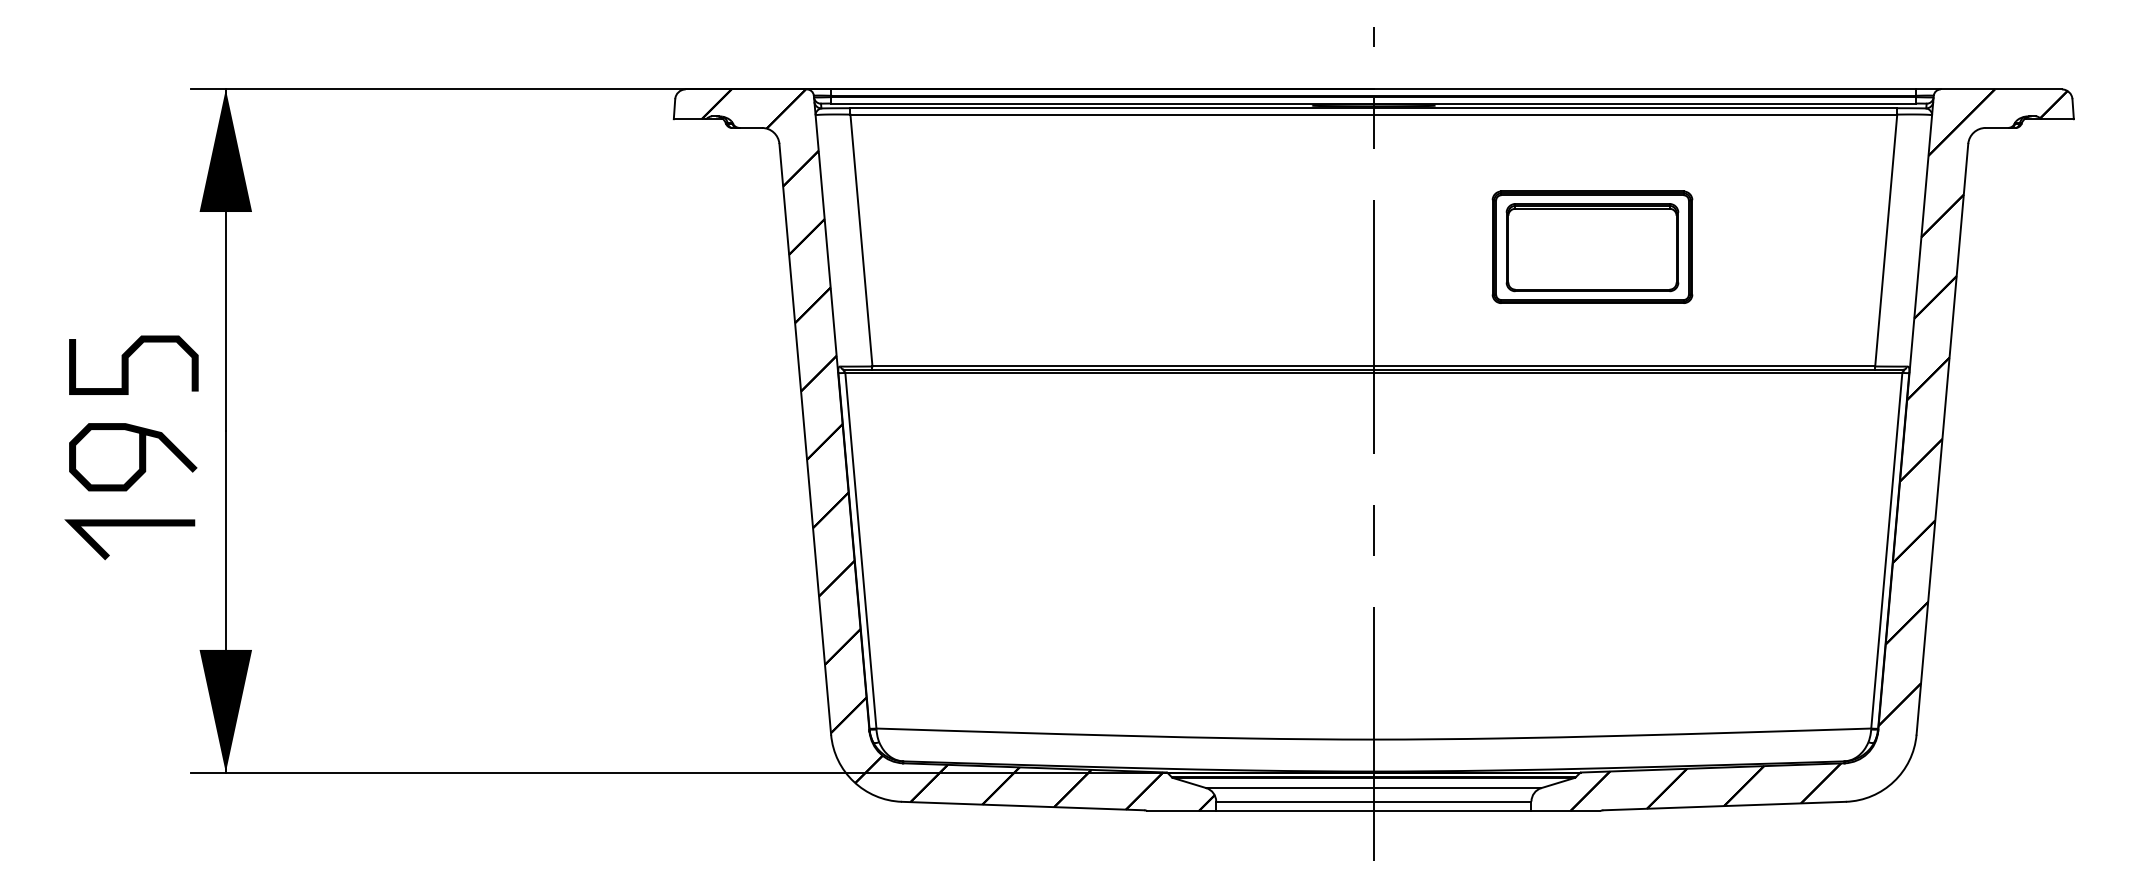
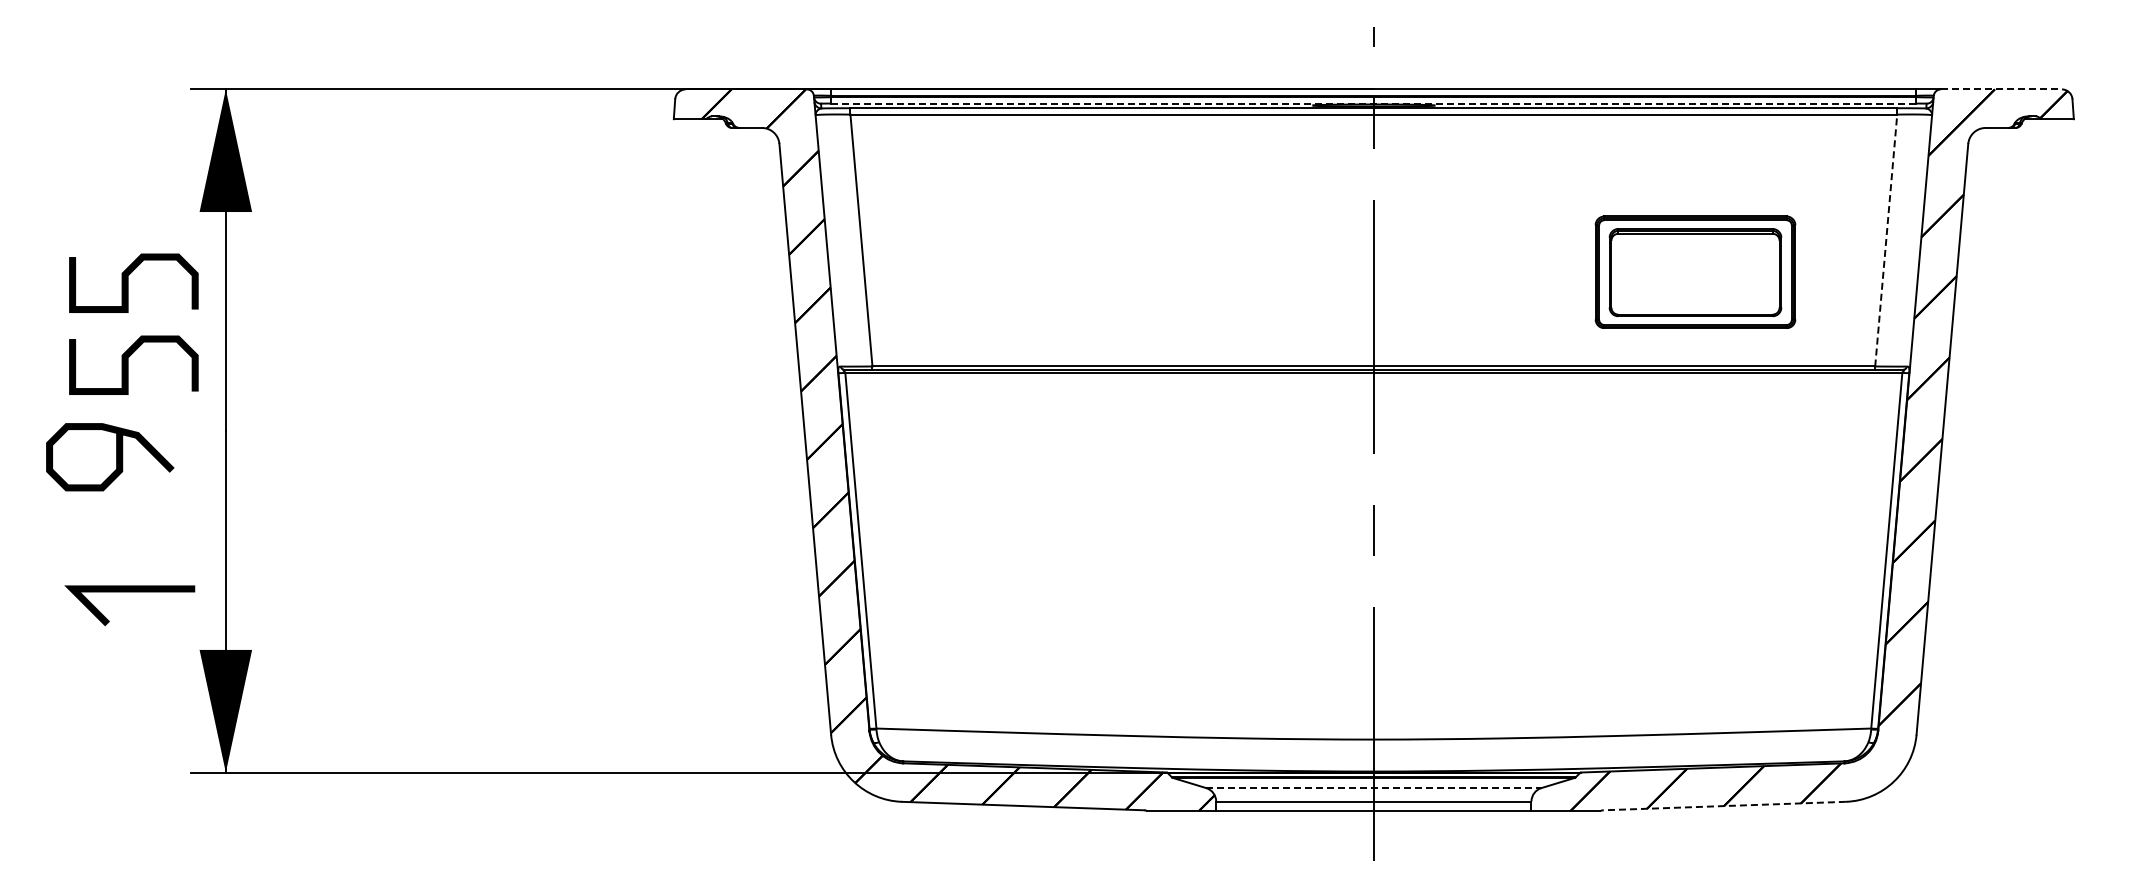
line: solid -> dashed (2001, 89)
line: solid -> dashed (1374, 103)
line: solid -> dashed (1886, 240)
part position: (1592, 246) -> (1695, 271) (1695, 271)
curve: none -> present (128, 282)
curve position: (139, 457) -> (116, 457) (116, 457)
line position: (129, 526) -> (129, 592) (129, 592)
line: solid -> dashed (1373, 788)
line: solid -> dashed (1724, 806)
